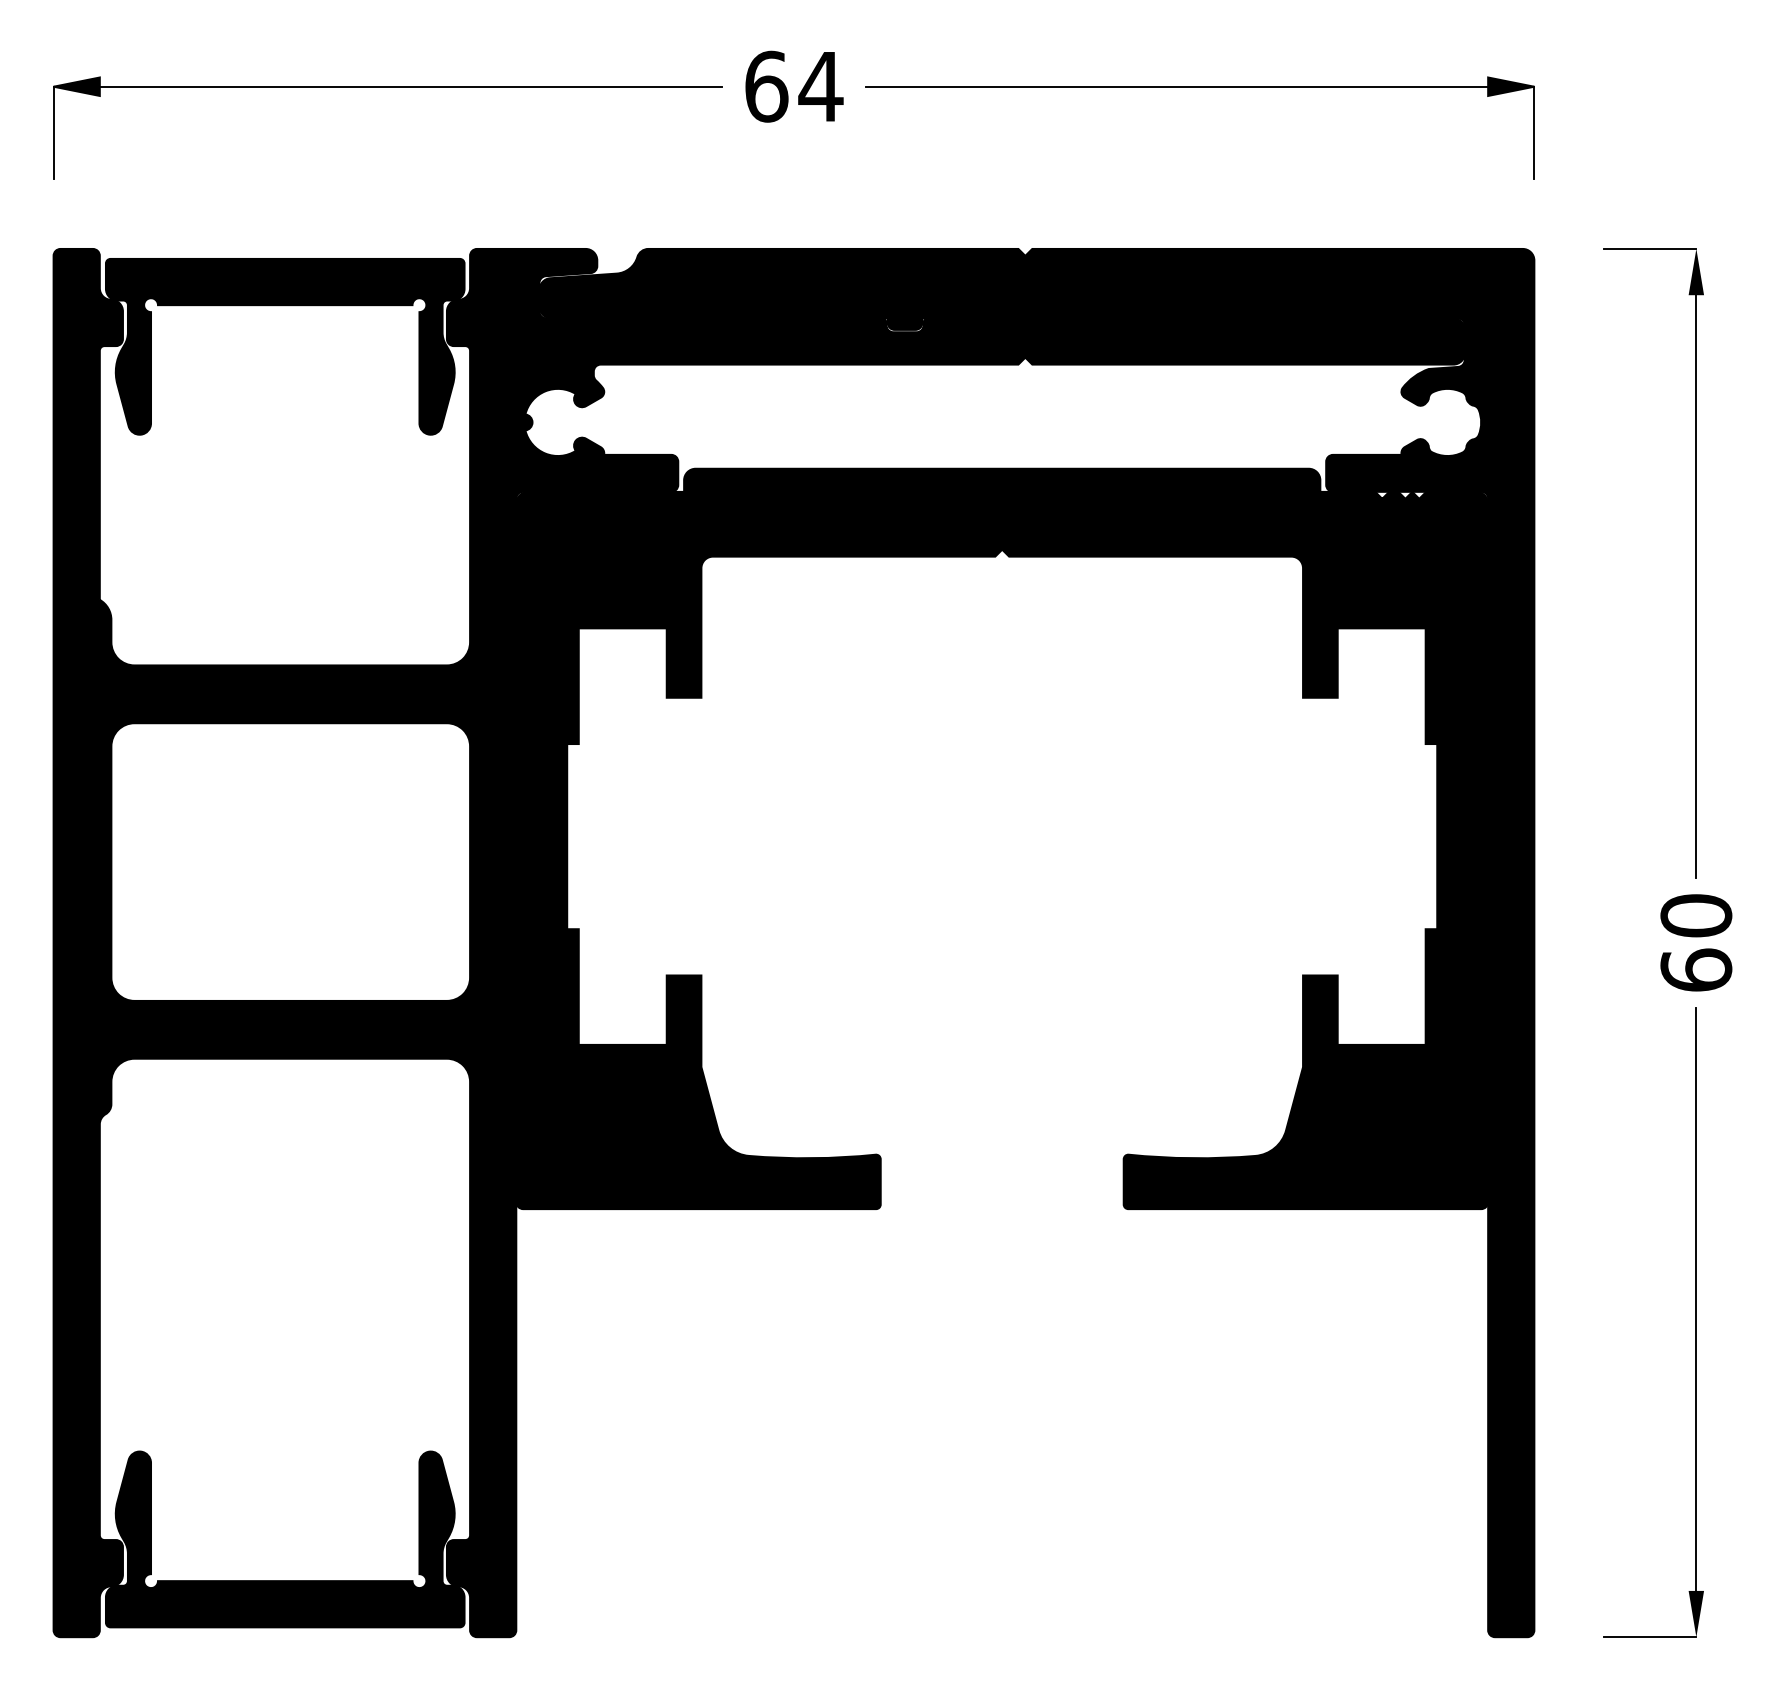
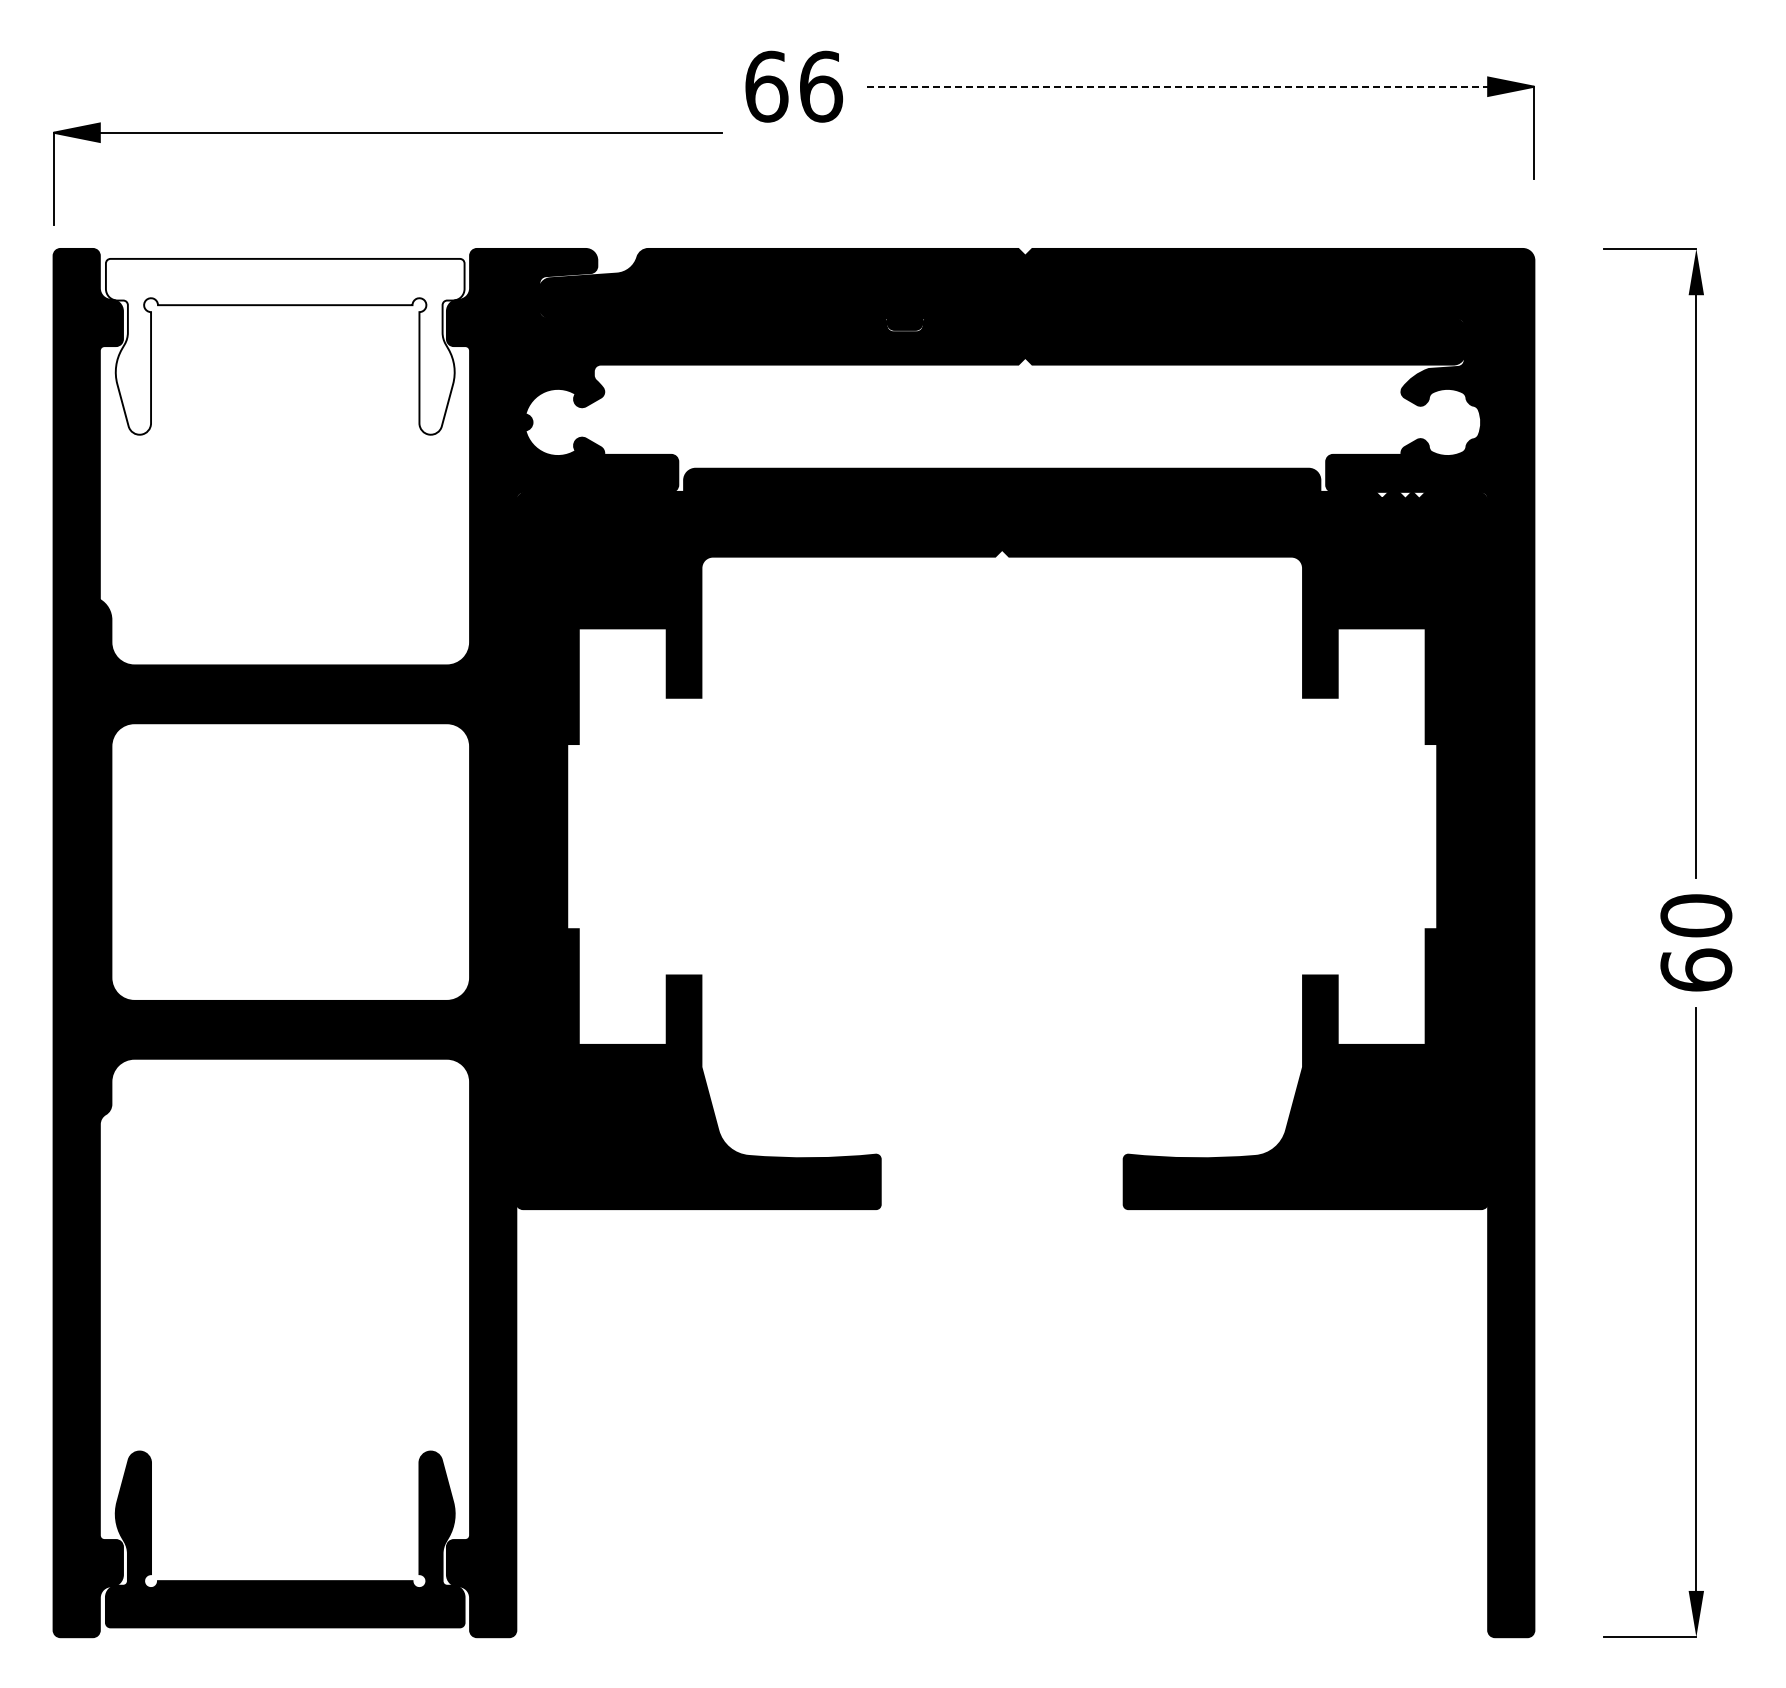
text: 64 -> 66 (820, 86)
line: solid -> dashed (1199, 86)
part position: (387, 87) -> (387, 133) (387, 133)
fill: present -> none (284, 346)
